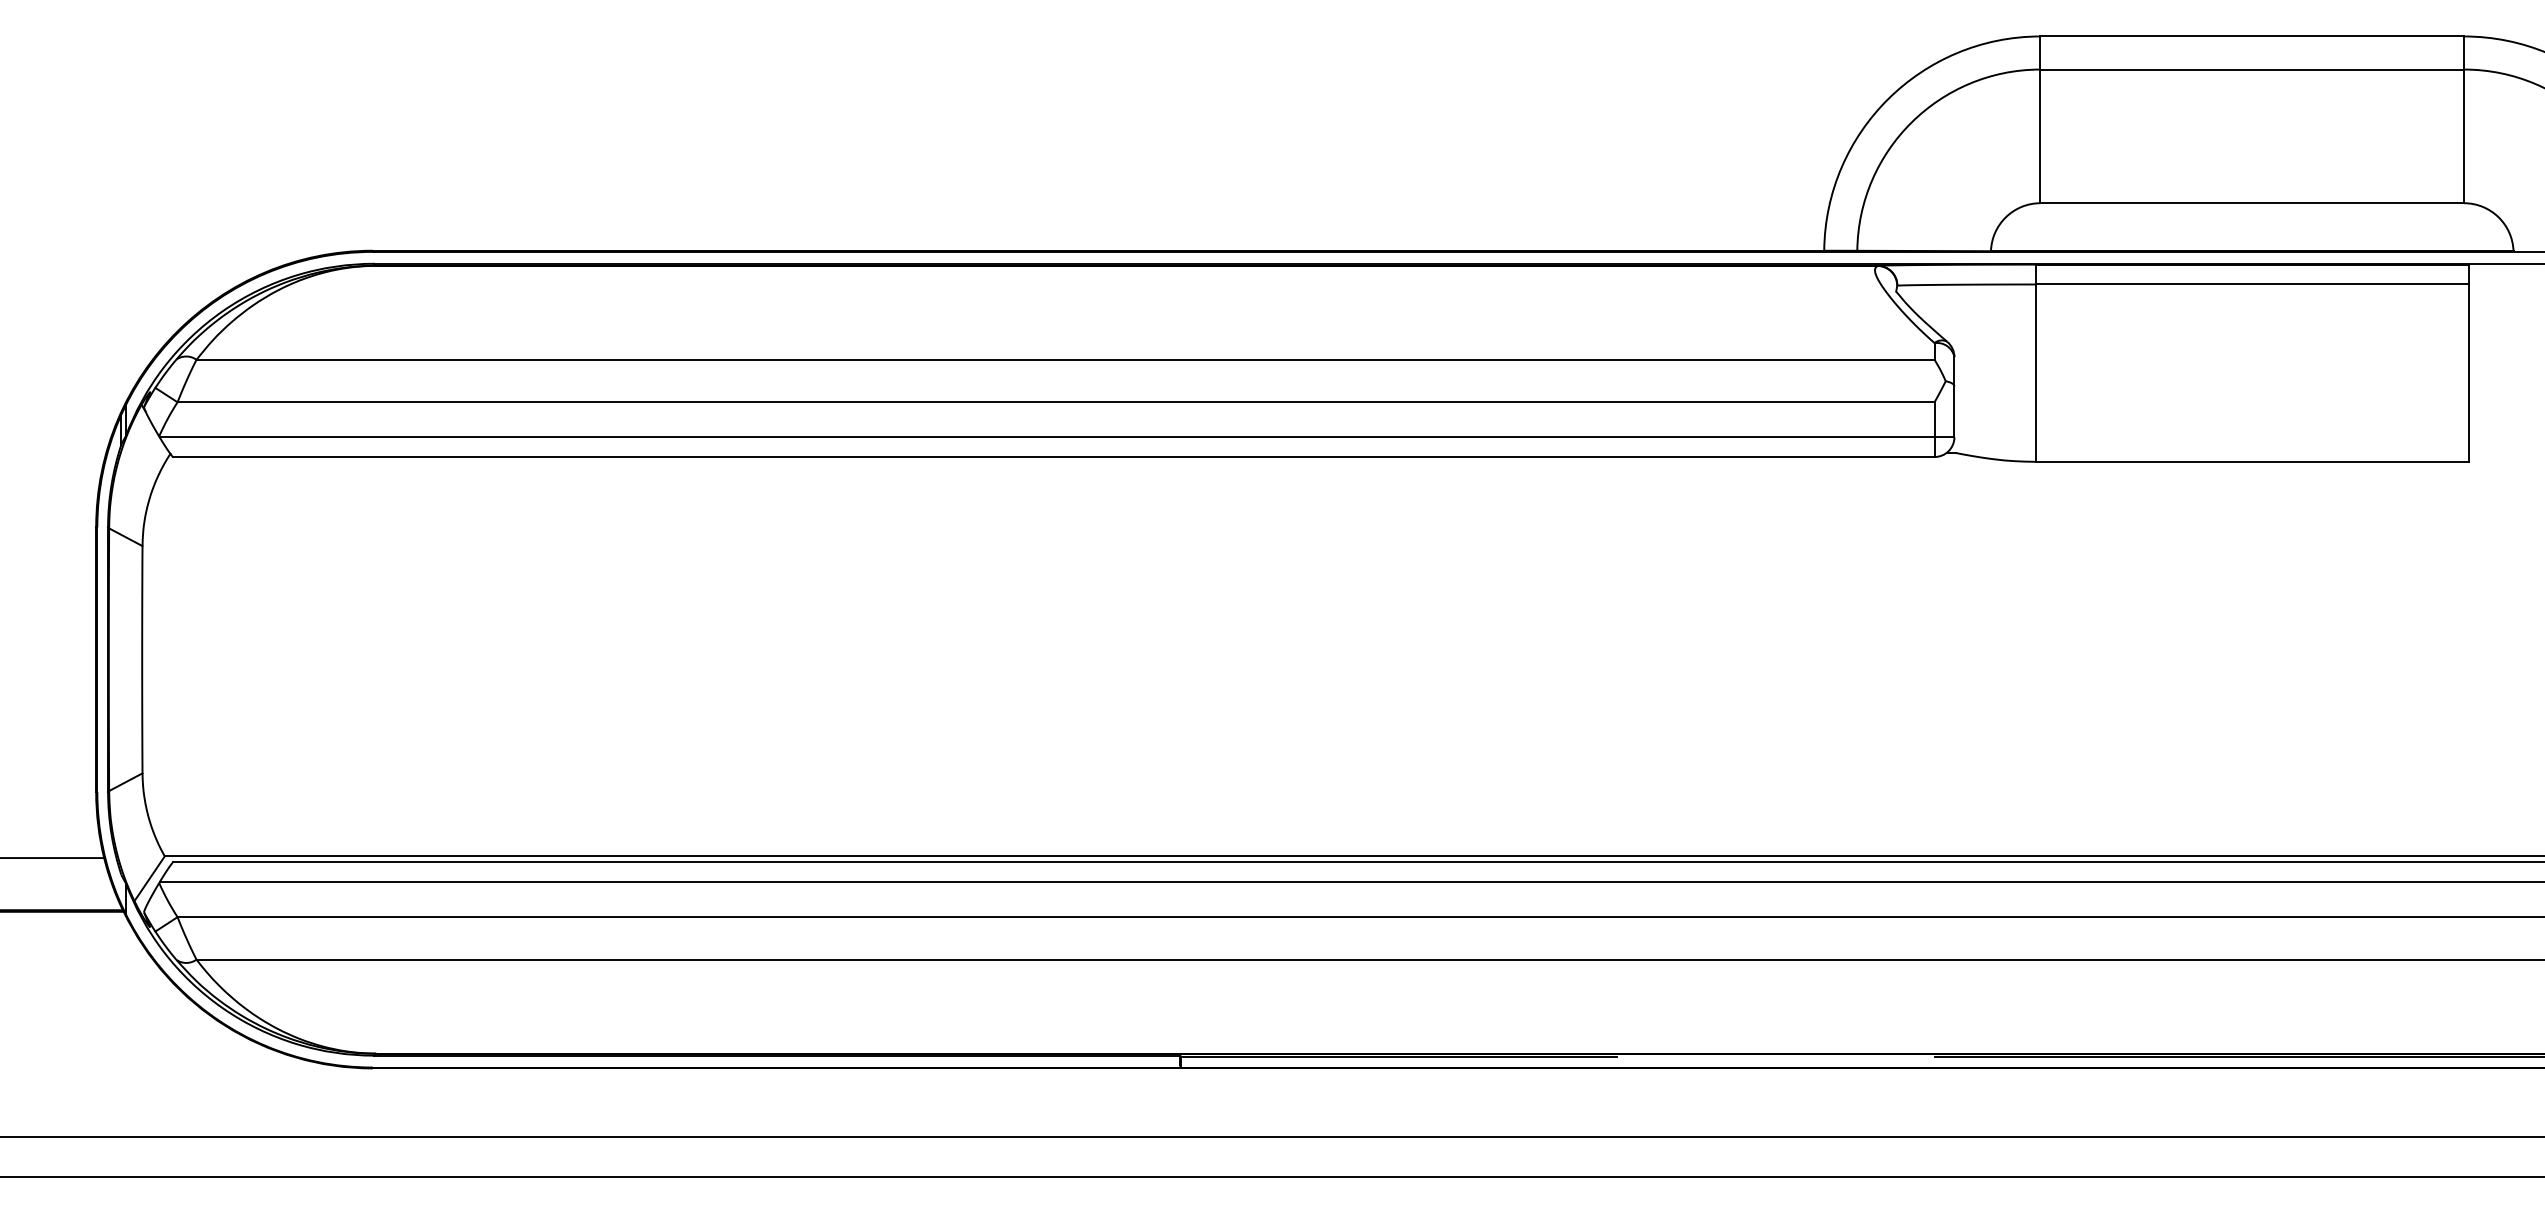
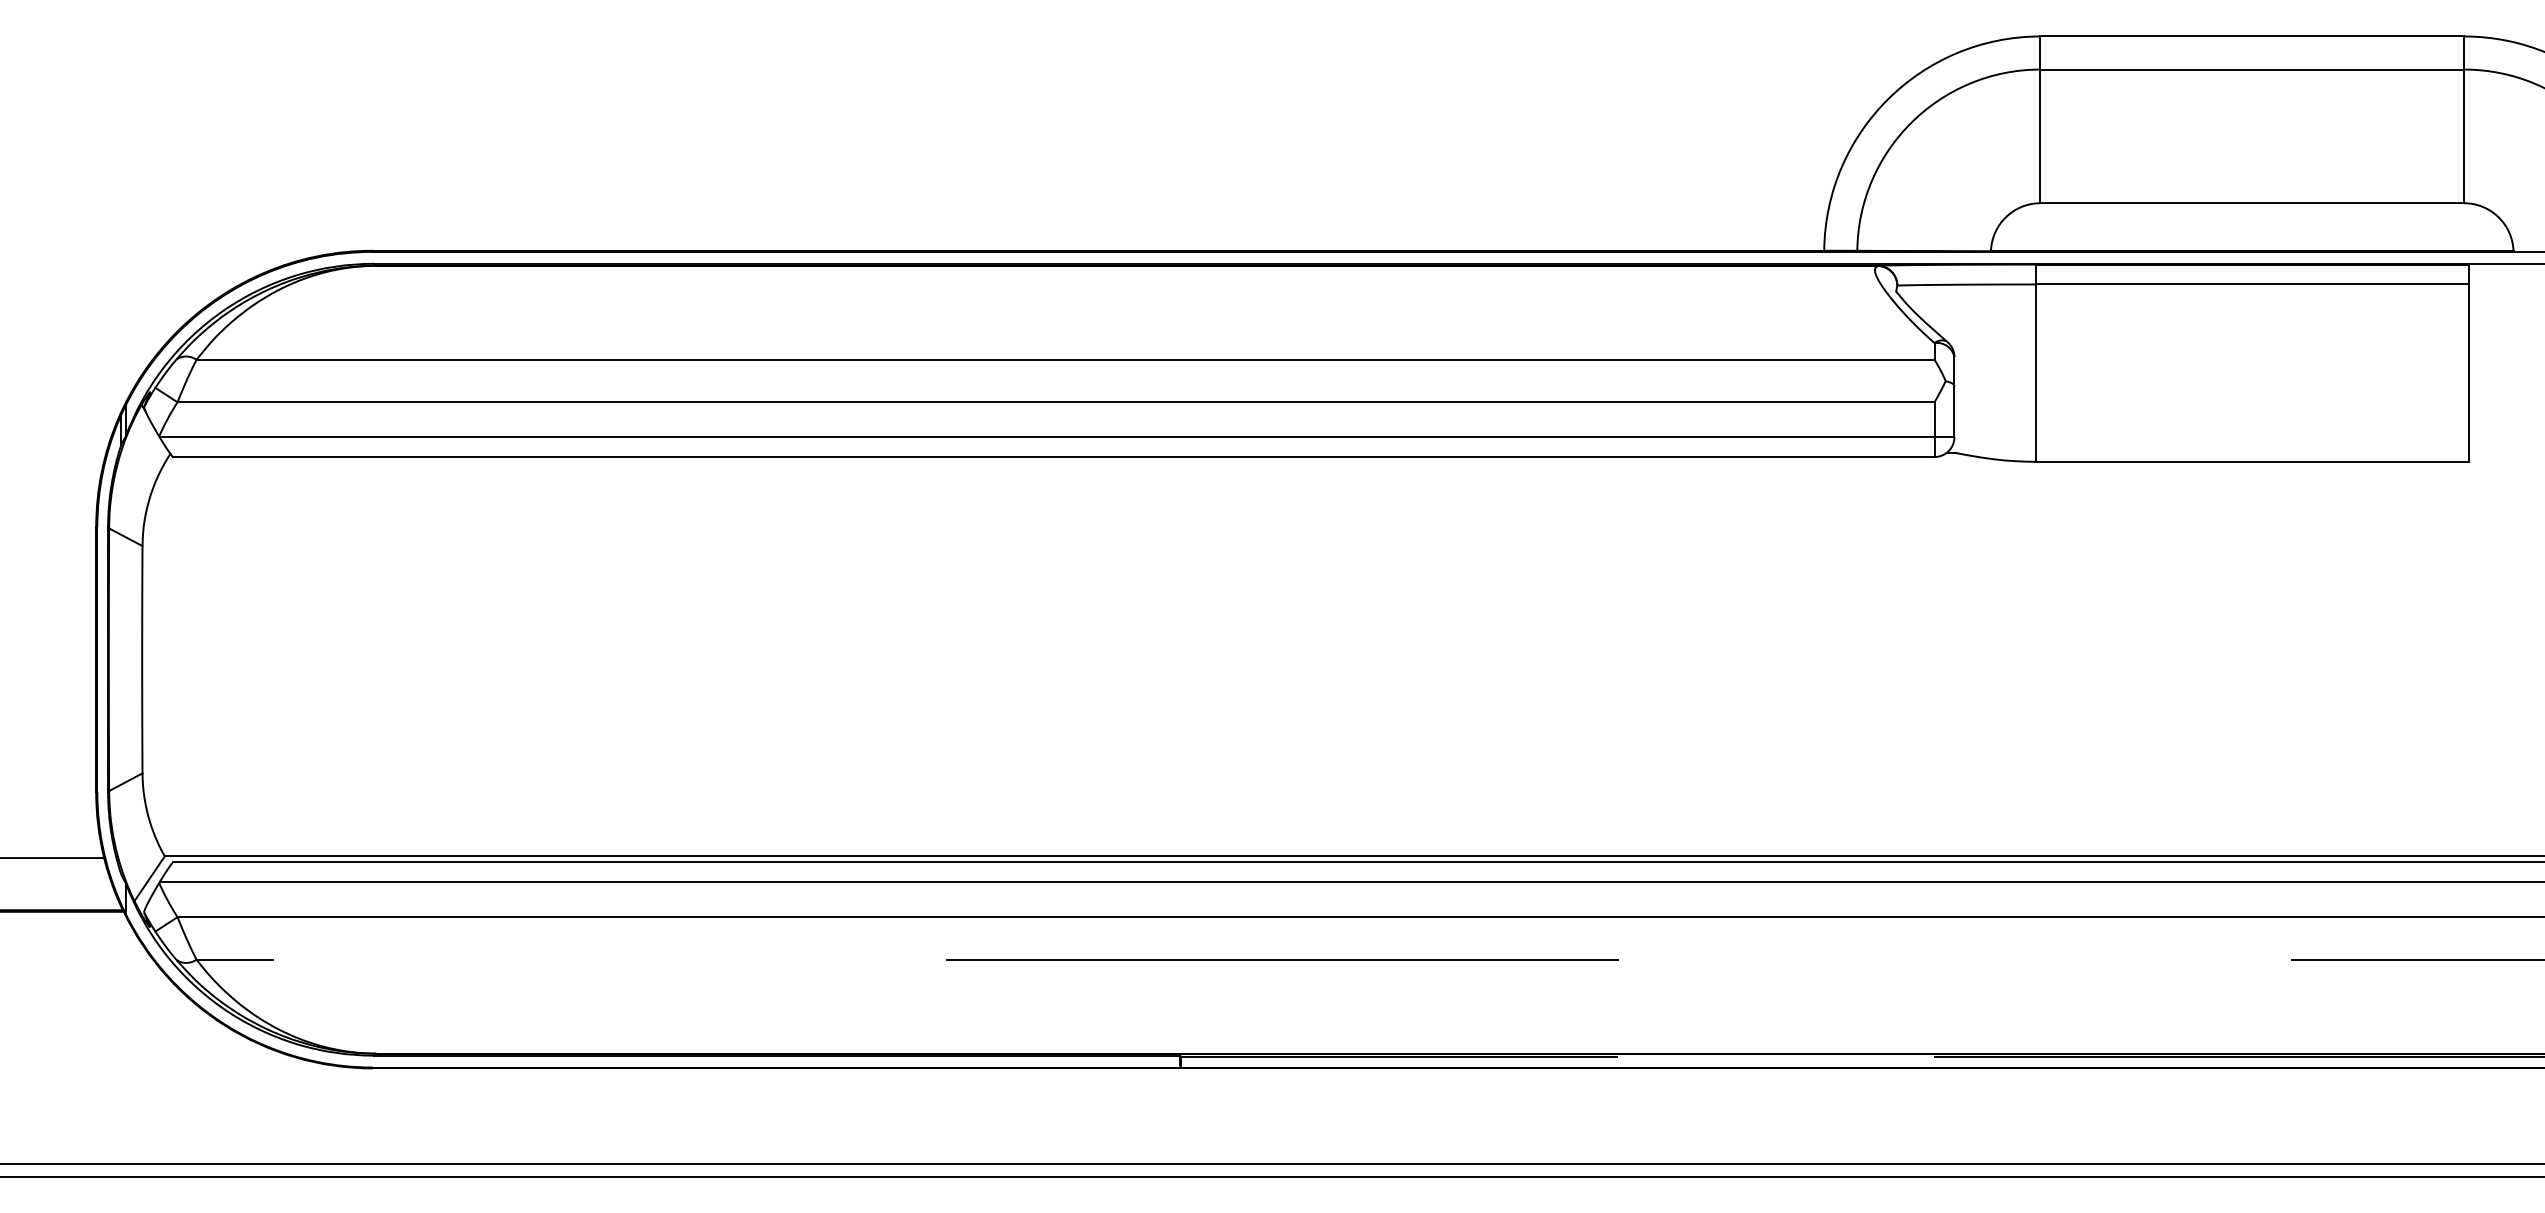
line: solid -> dashed (1370, 959)
line position: (1271, 1137) -> (1271, 1164) (1271, 1164)
